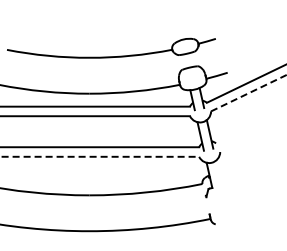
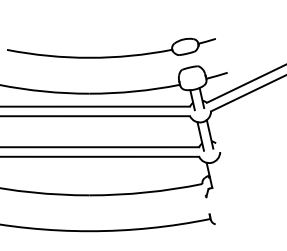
line: dashed -> solid (248, 93)
line: dashed -> solid (100, 156)
